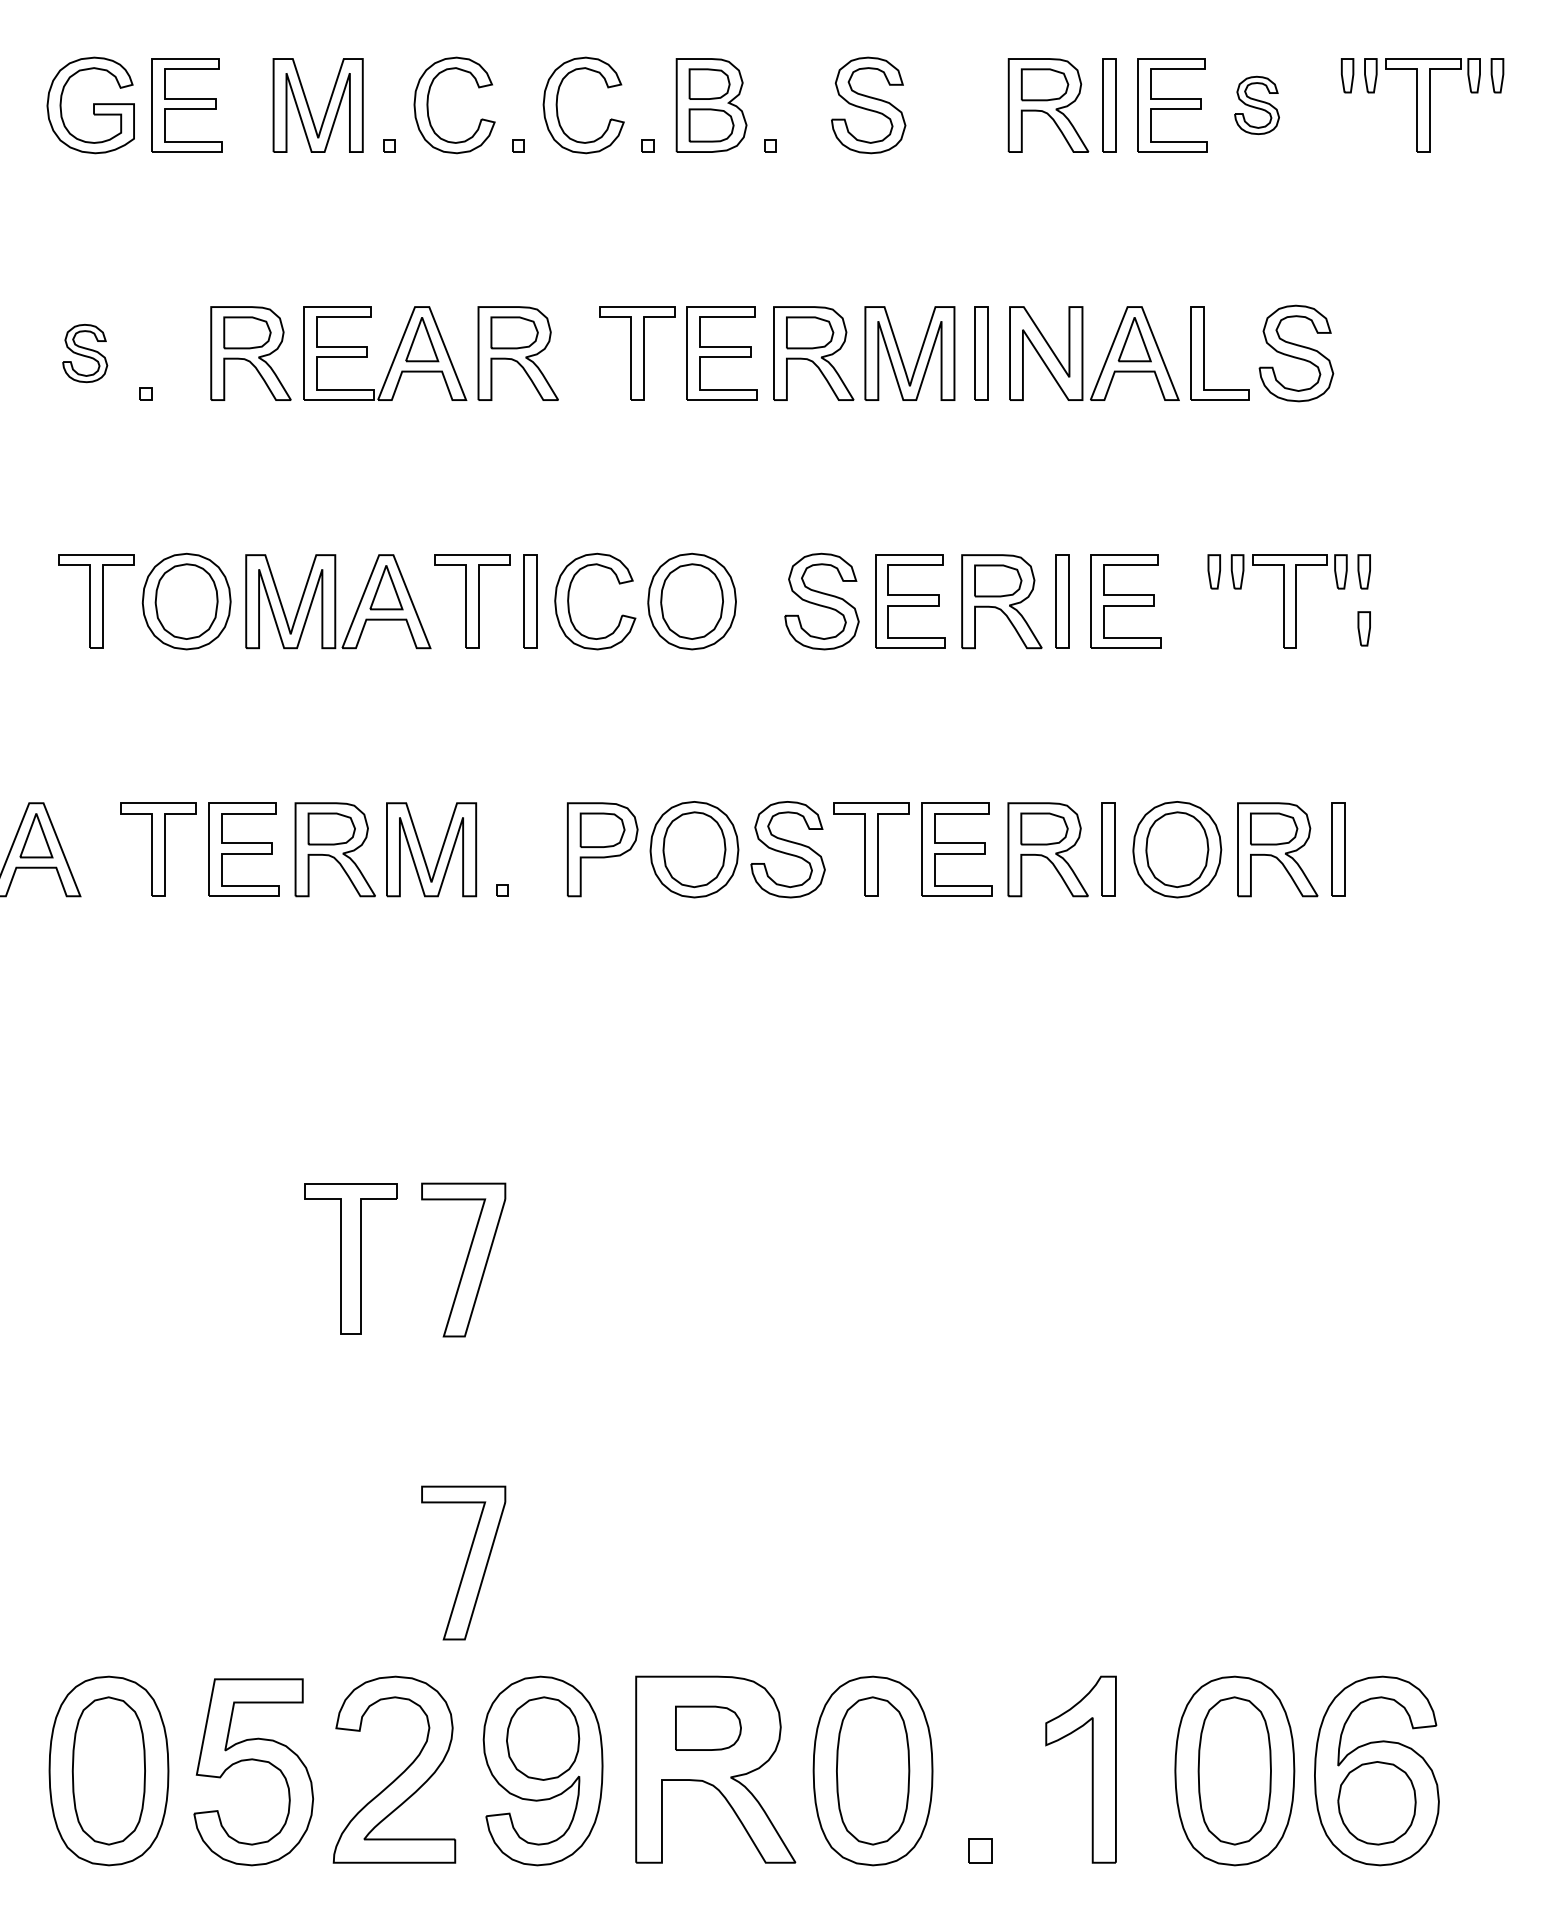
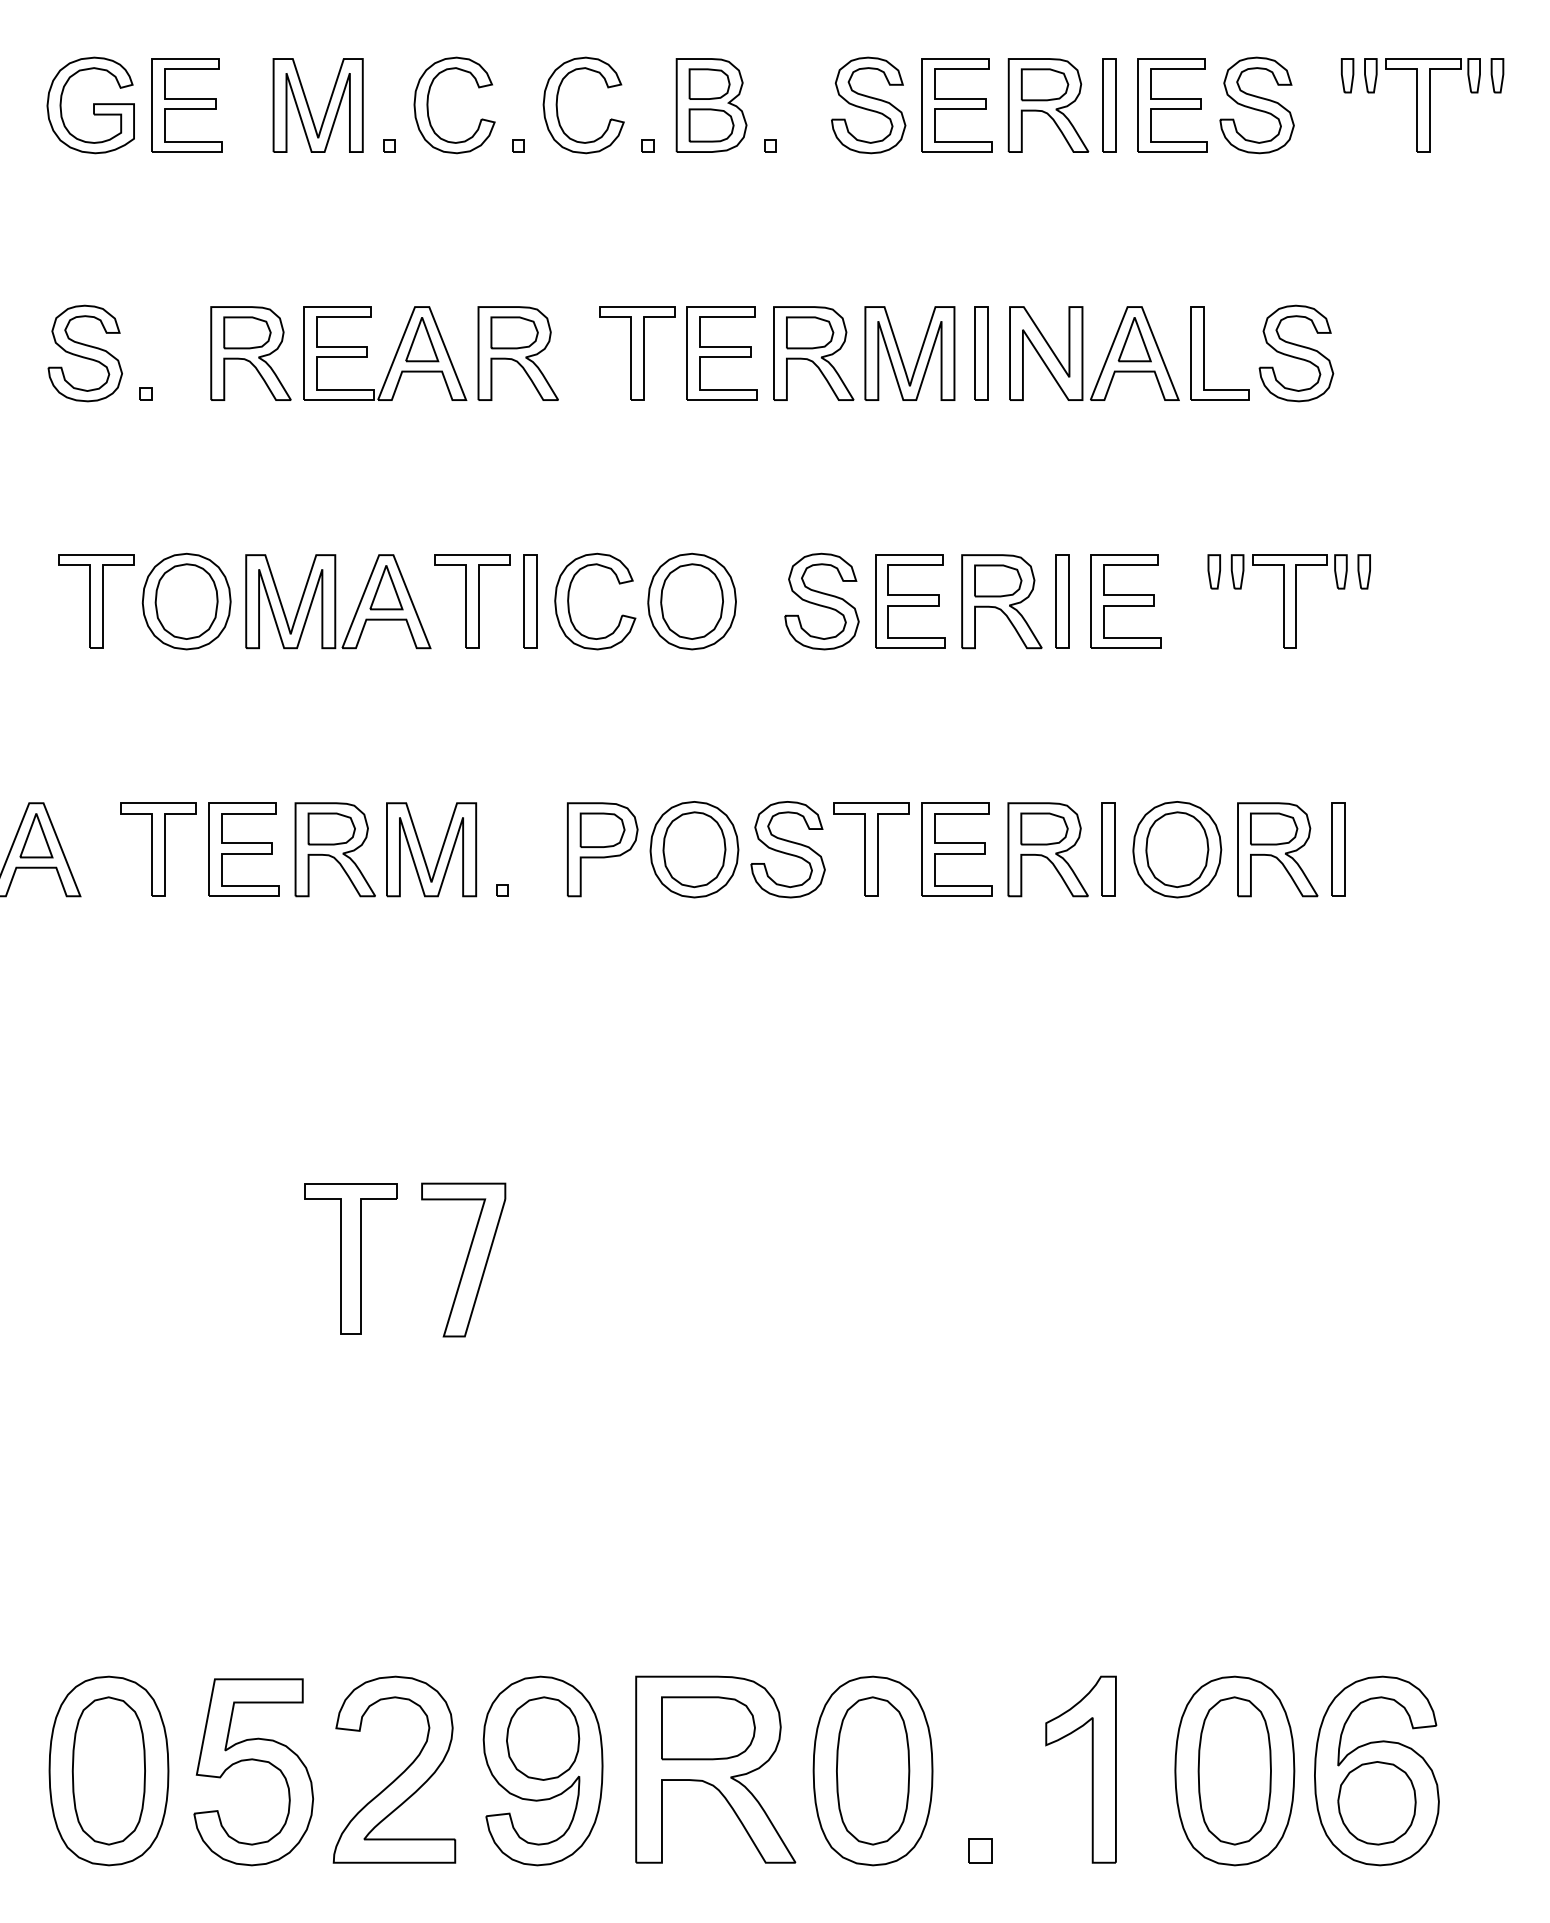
part size: 46x60 px -> 76x99 px (1256, 105)
part: none -> present (956, 105)
part size: 47x60 px -> 76x99 px (84, 353)
part: present -> none (1363, 628)
part: present -> none (463, 1562)
part size: 67x46 px -> 95x65 px (708, 1728)
